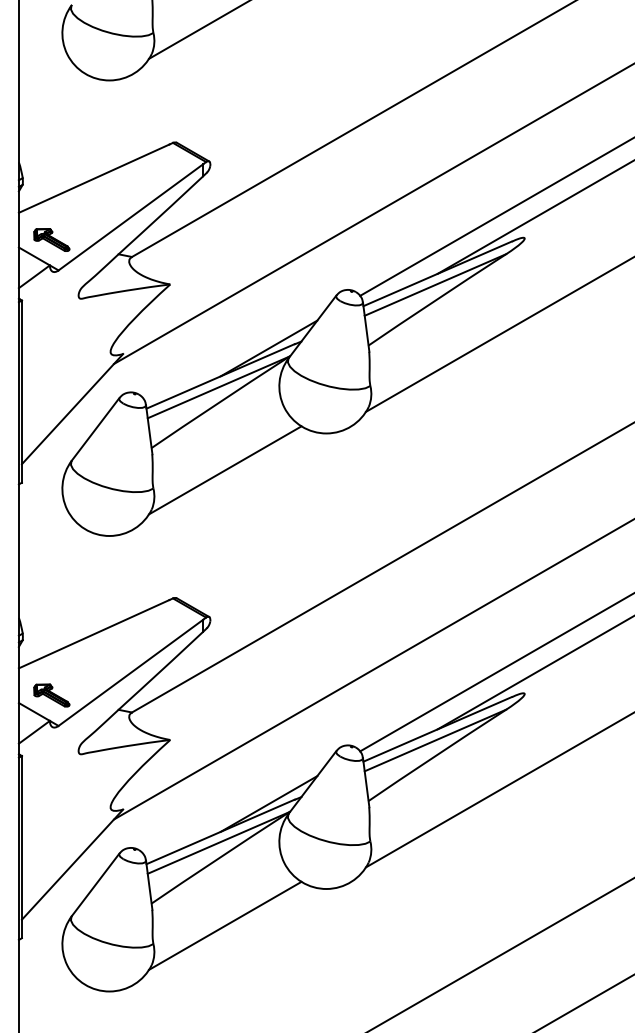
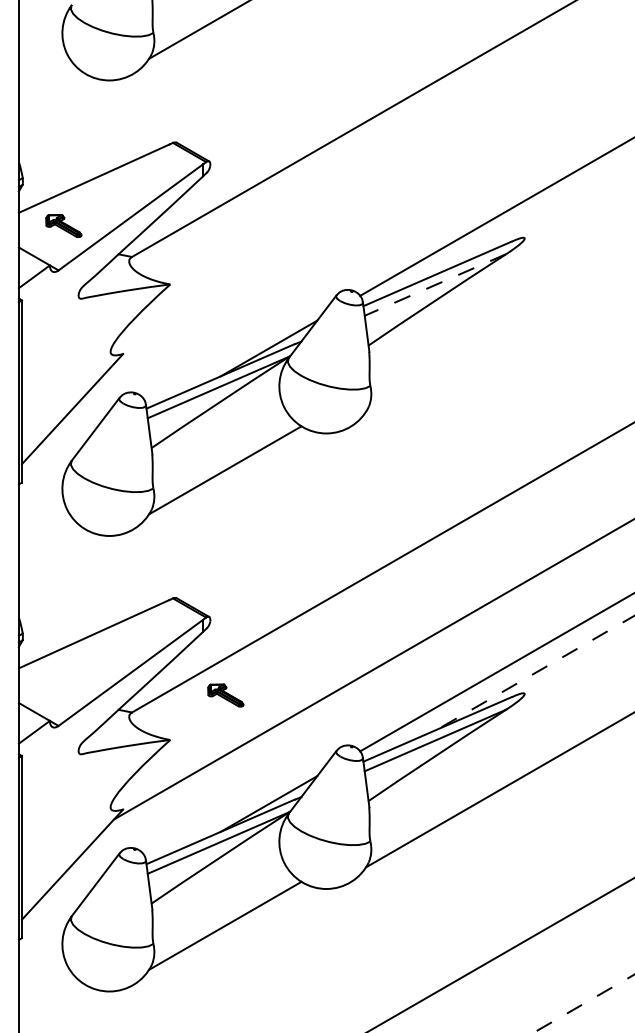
line: present -> none (372, 214)
line: present -> none (534, 217)
part position: (51, 239) -> (63, 225) (63, 225)
line: solid -> dashed (435, 285)
line: present -> none (498, 334)
line: solid -> dashed (535, 672)
part position: (51, 695) -> (225, 695) (225, 695)
line: solid -> dashed (584, 1003)
